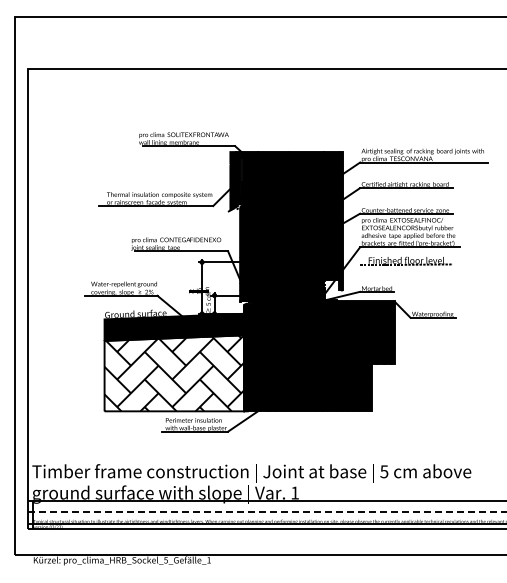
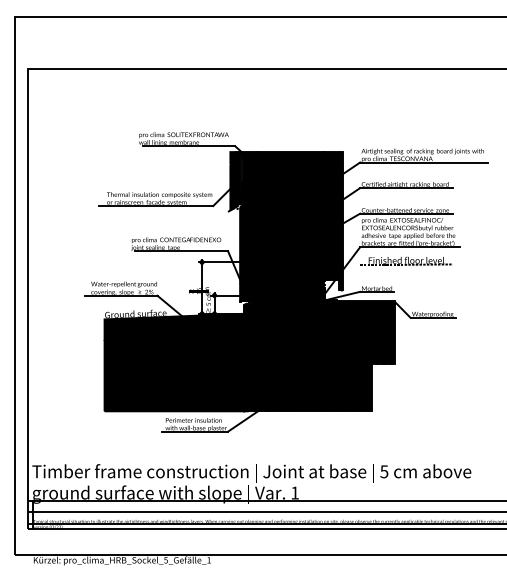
fill: none -> present (173, 373)
line: dashed -> solid (267, 512)
